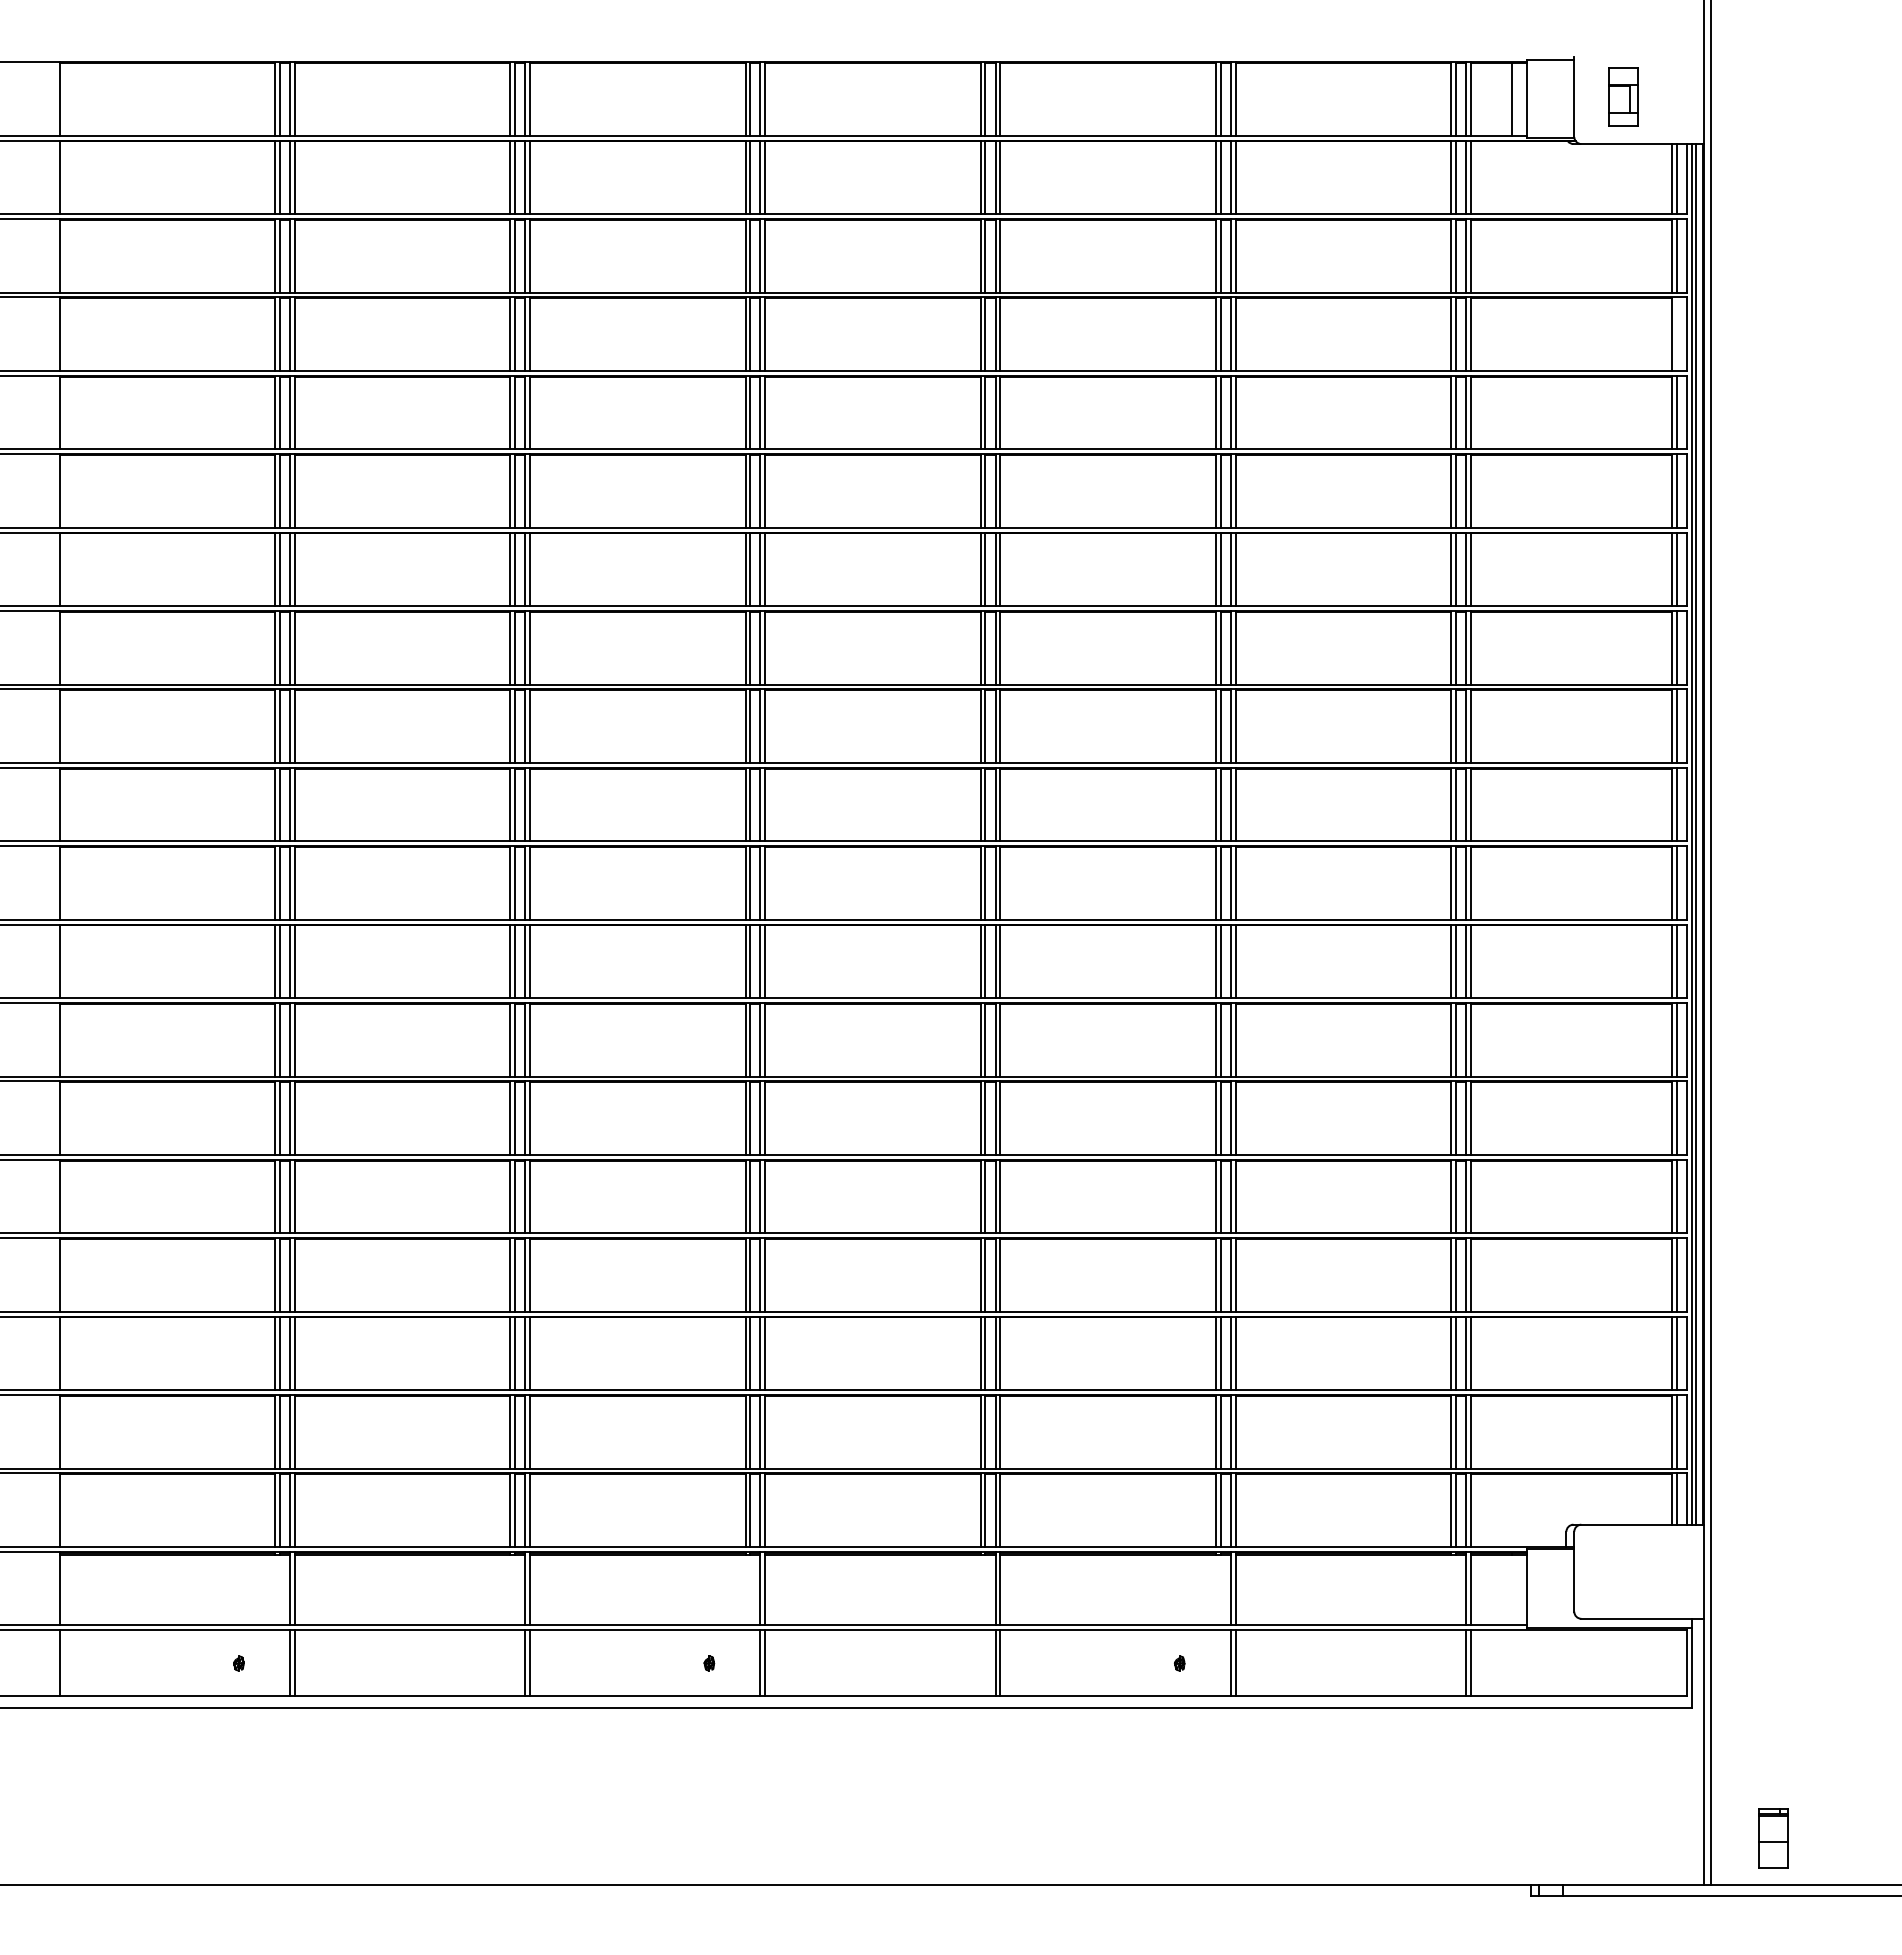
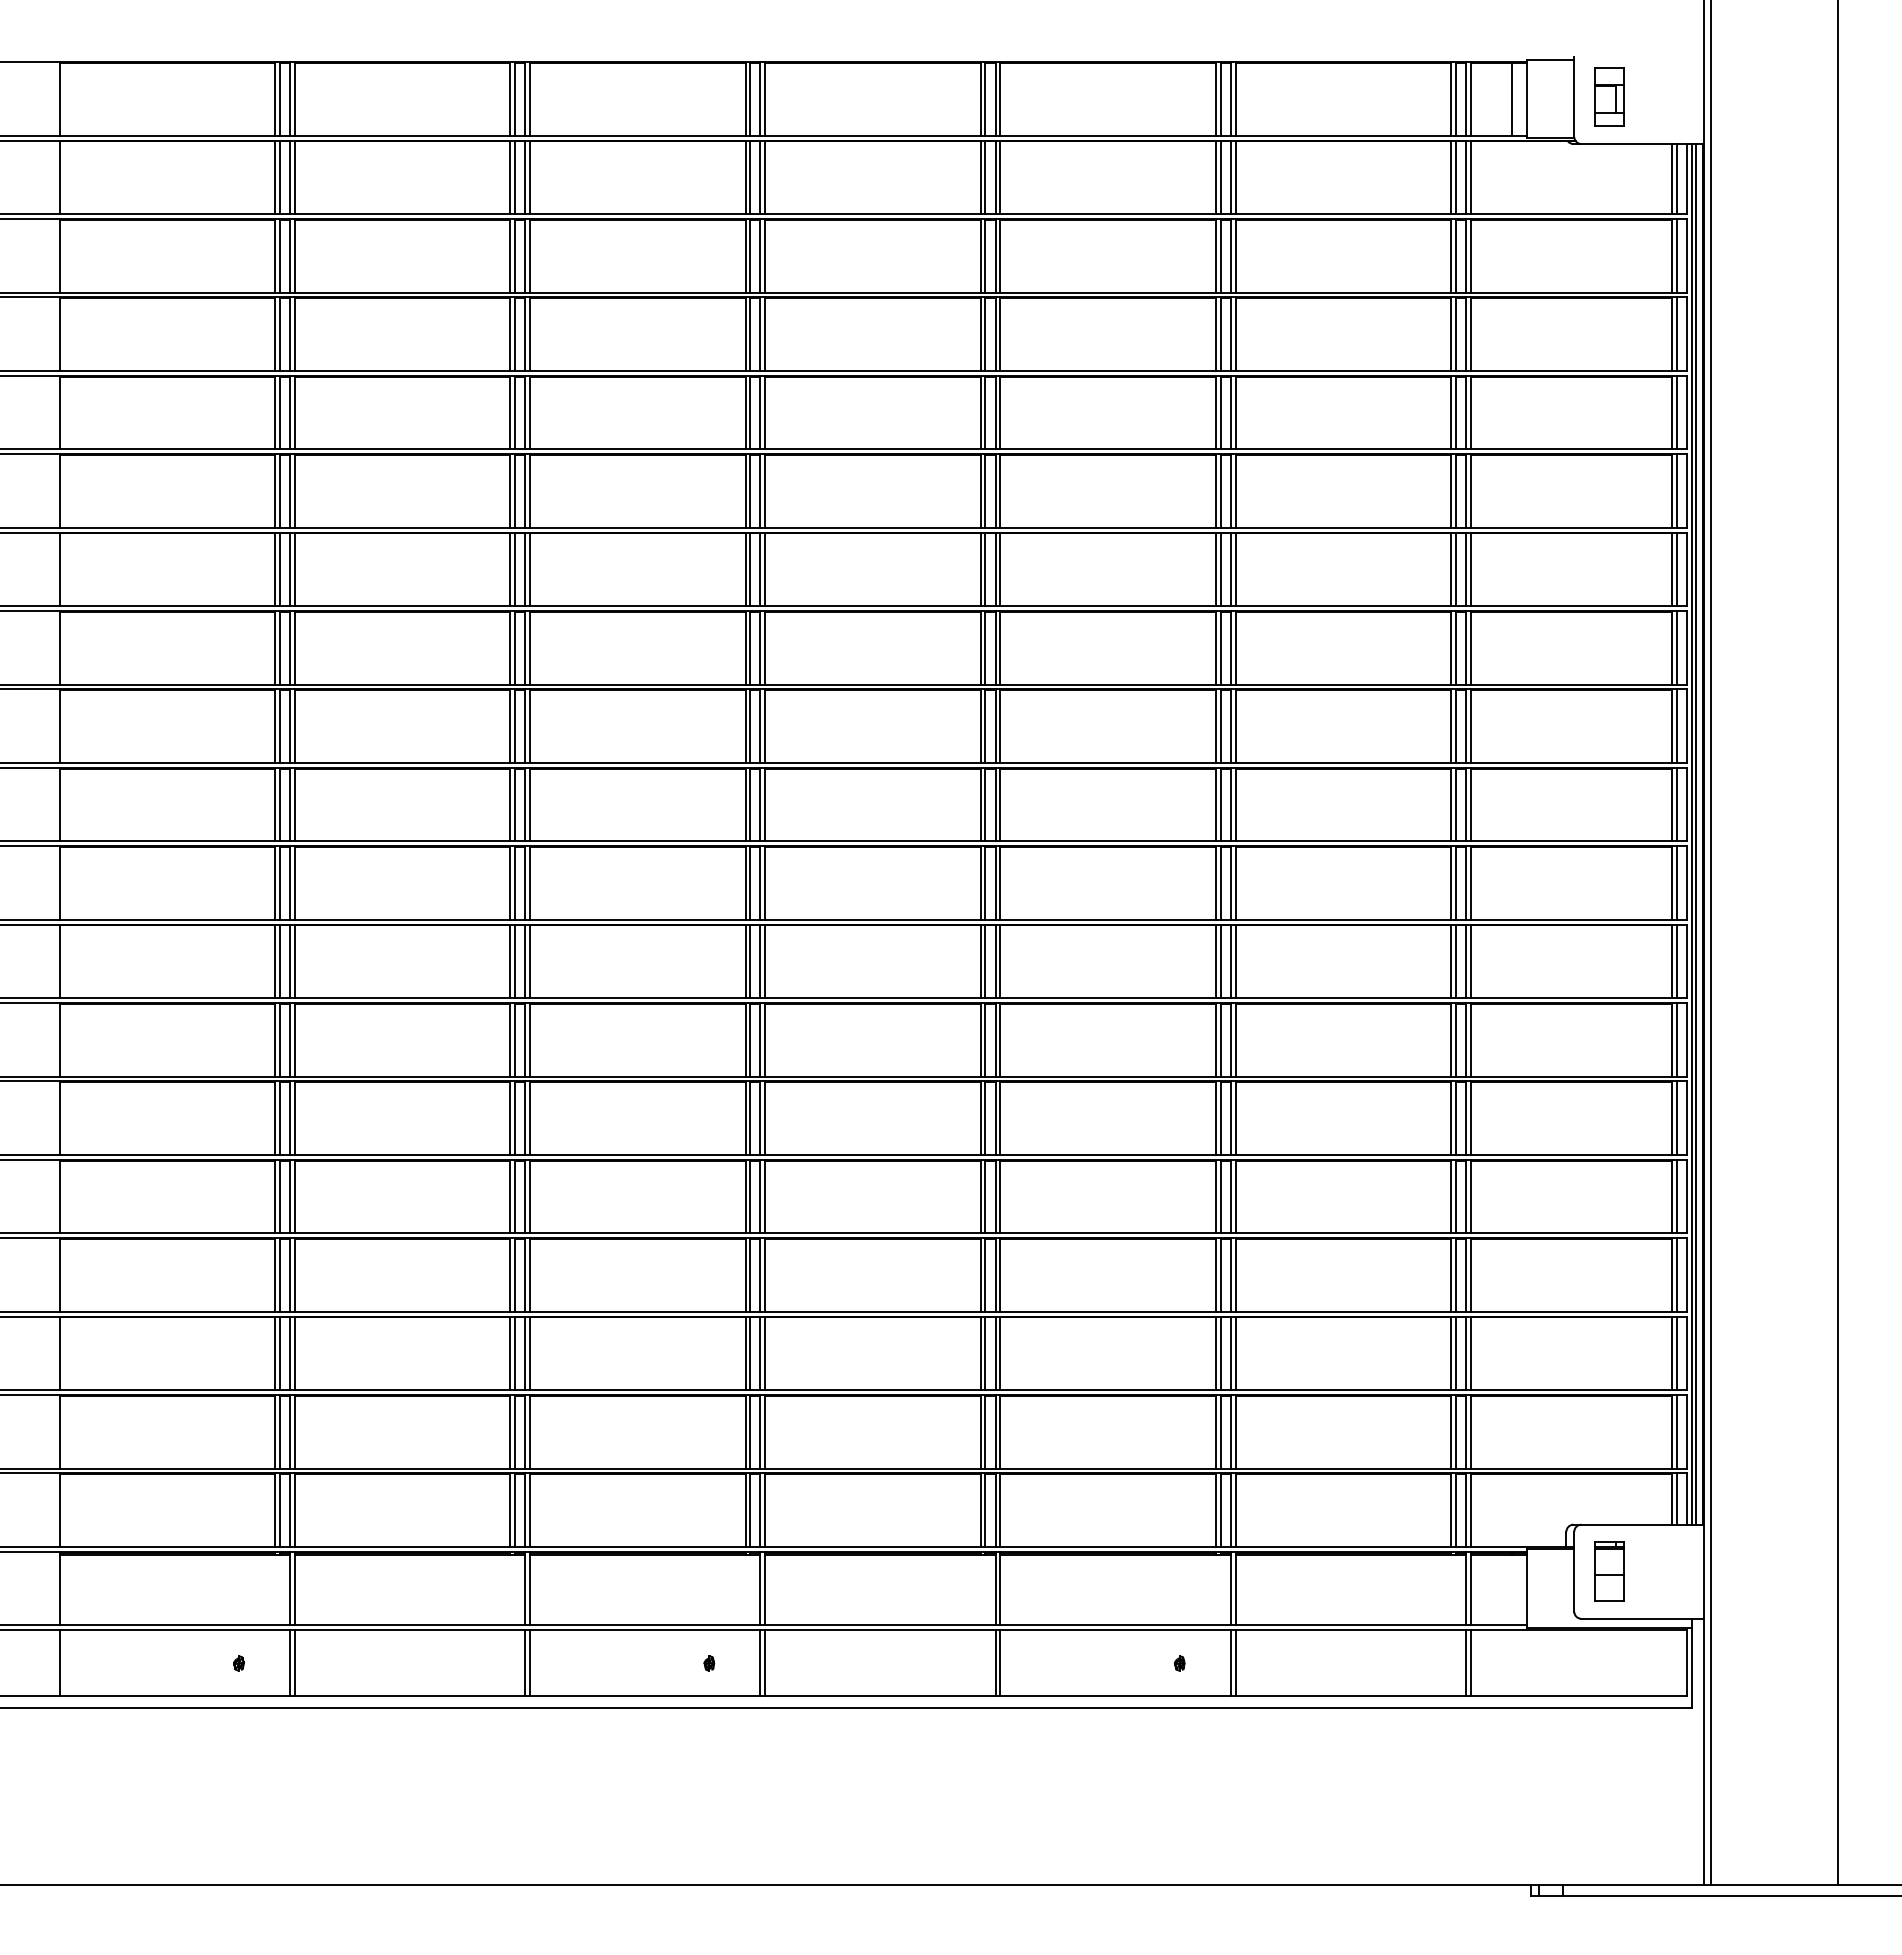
part position: (1623, 96) -> (1609, 96) (1609, 96)
line: none -> present (1676, 334)
line: none -> present (1837, 943)
part position: (1773, 1838) -> (1609, 1571) (1609, 1571)
